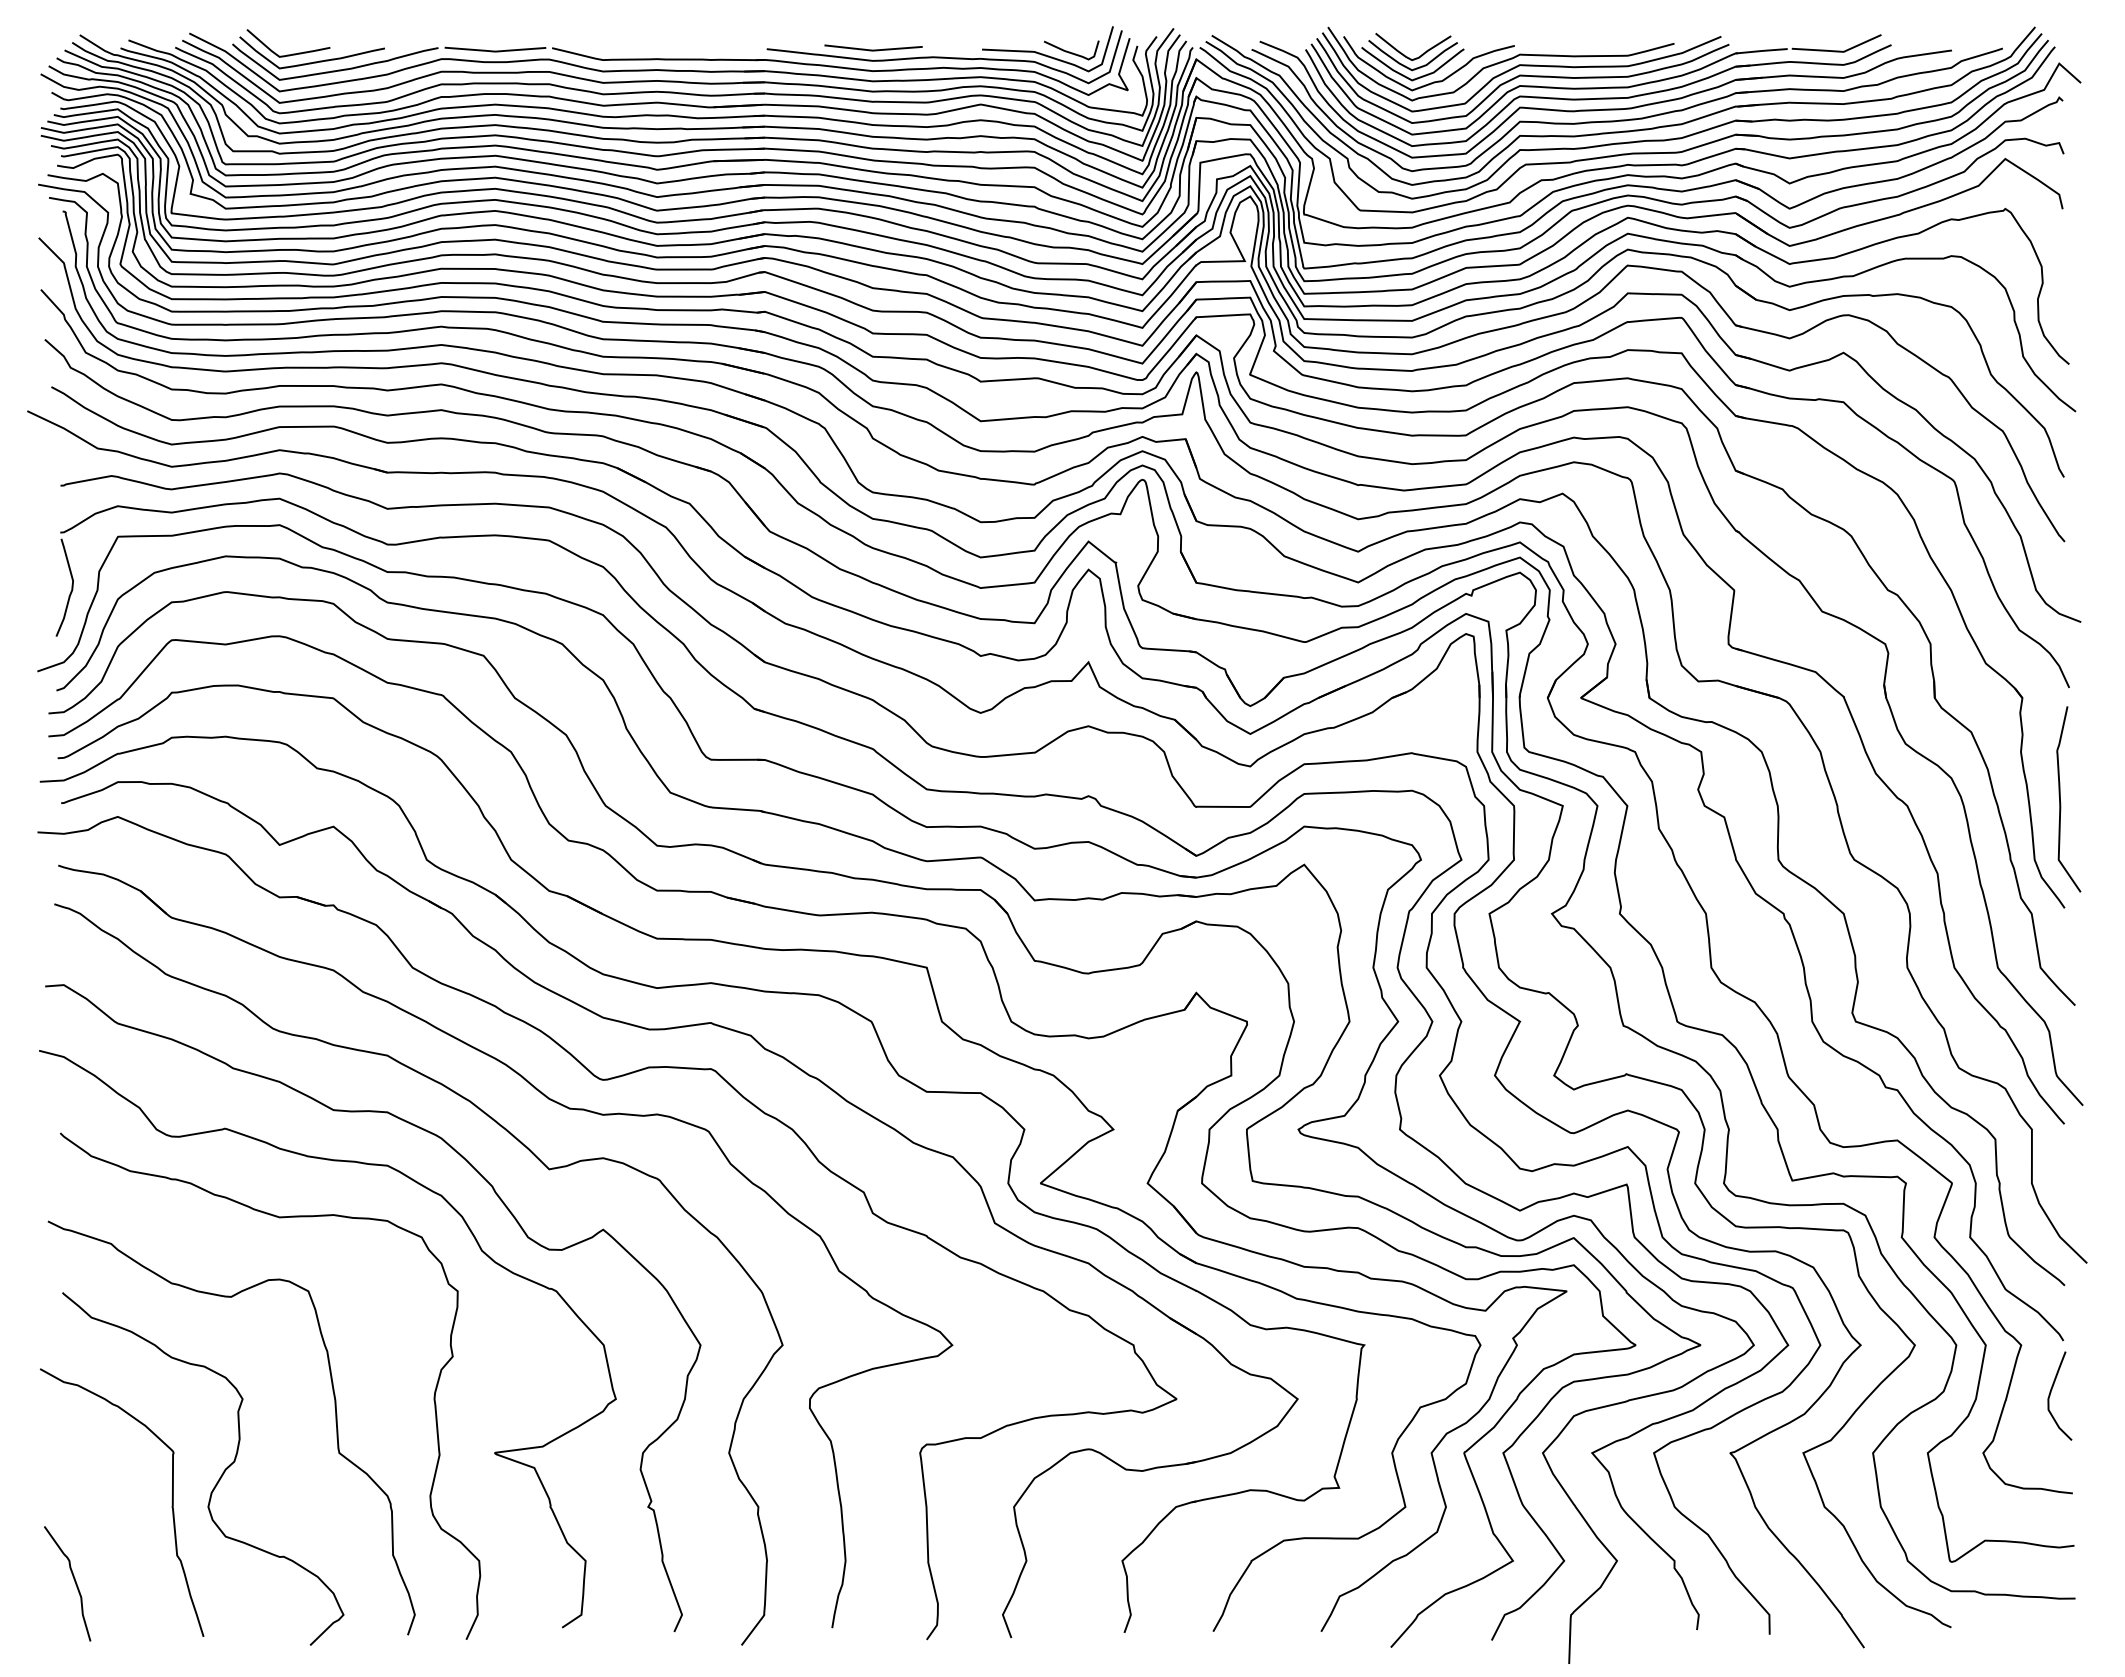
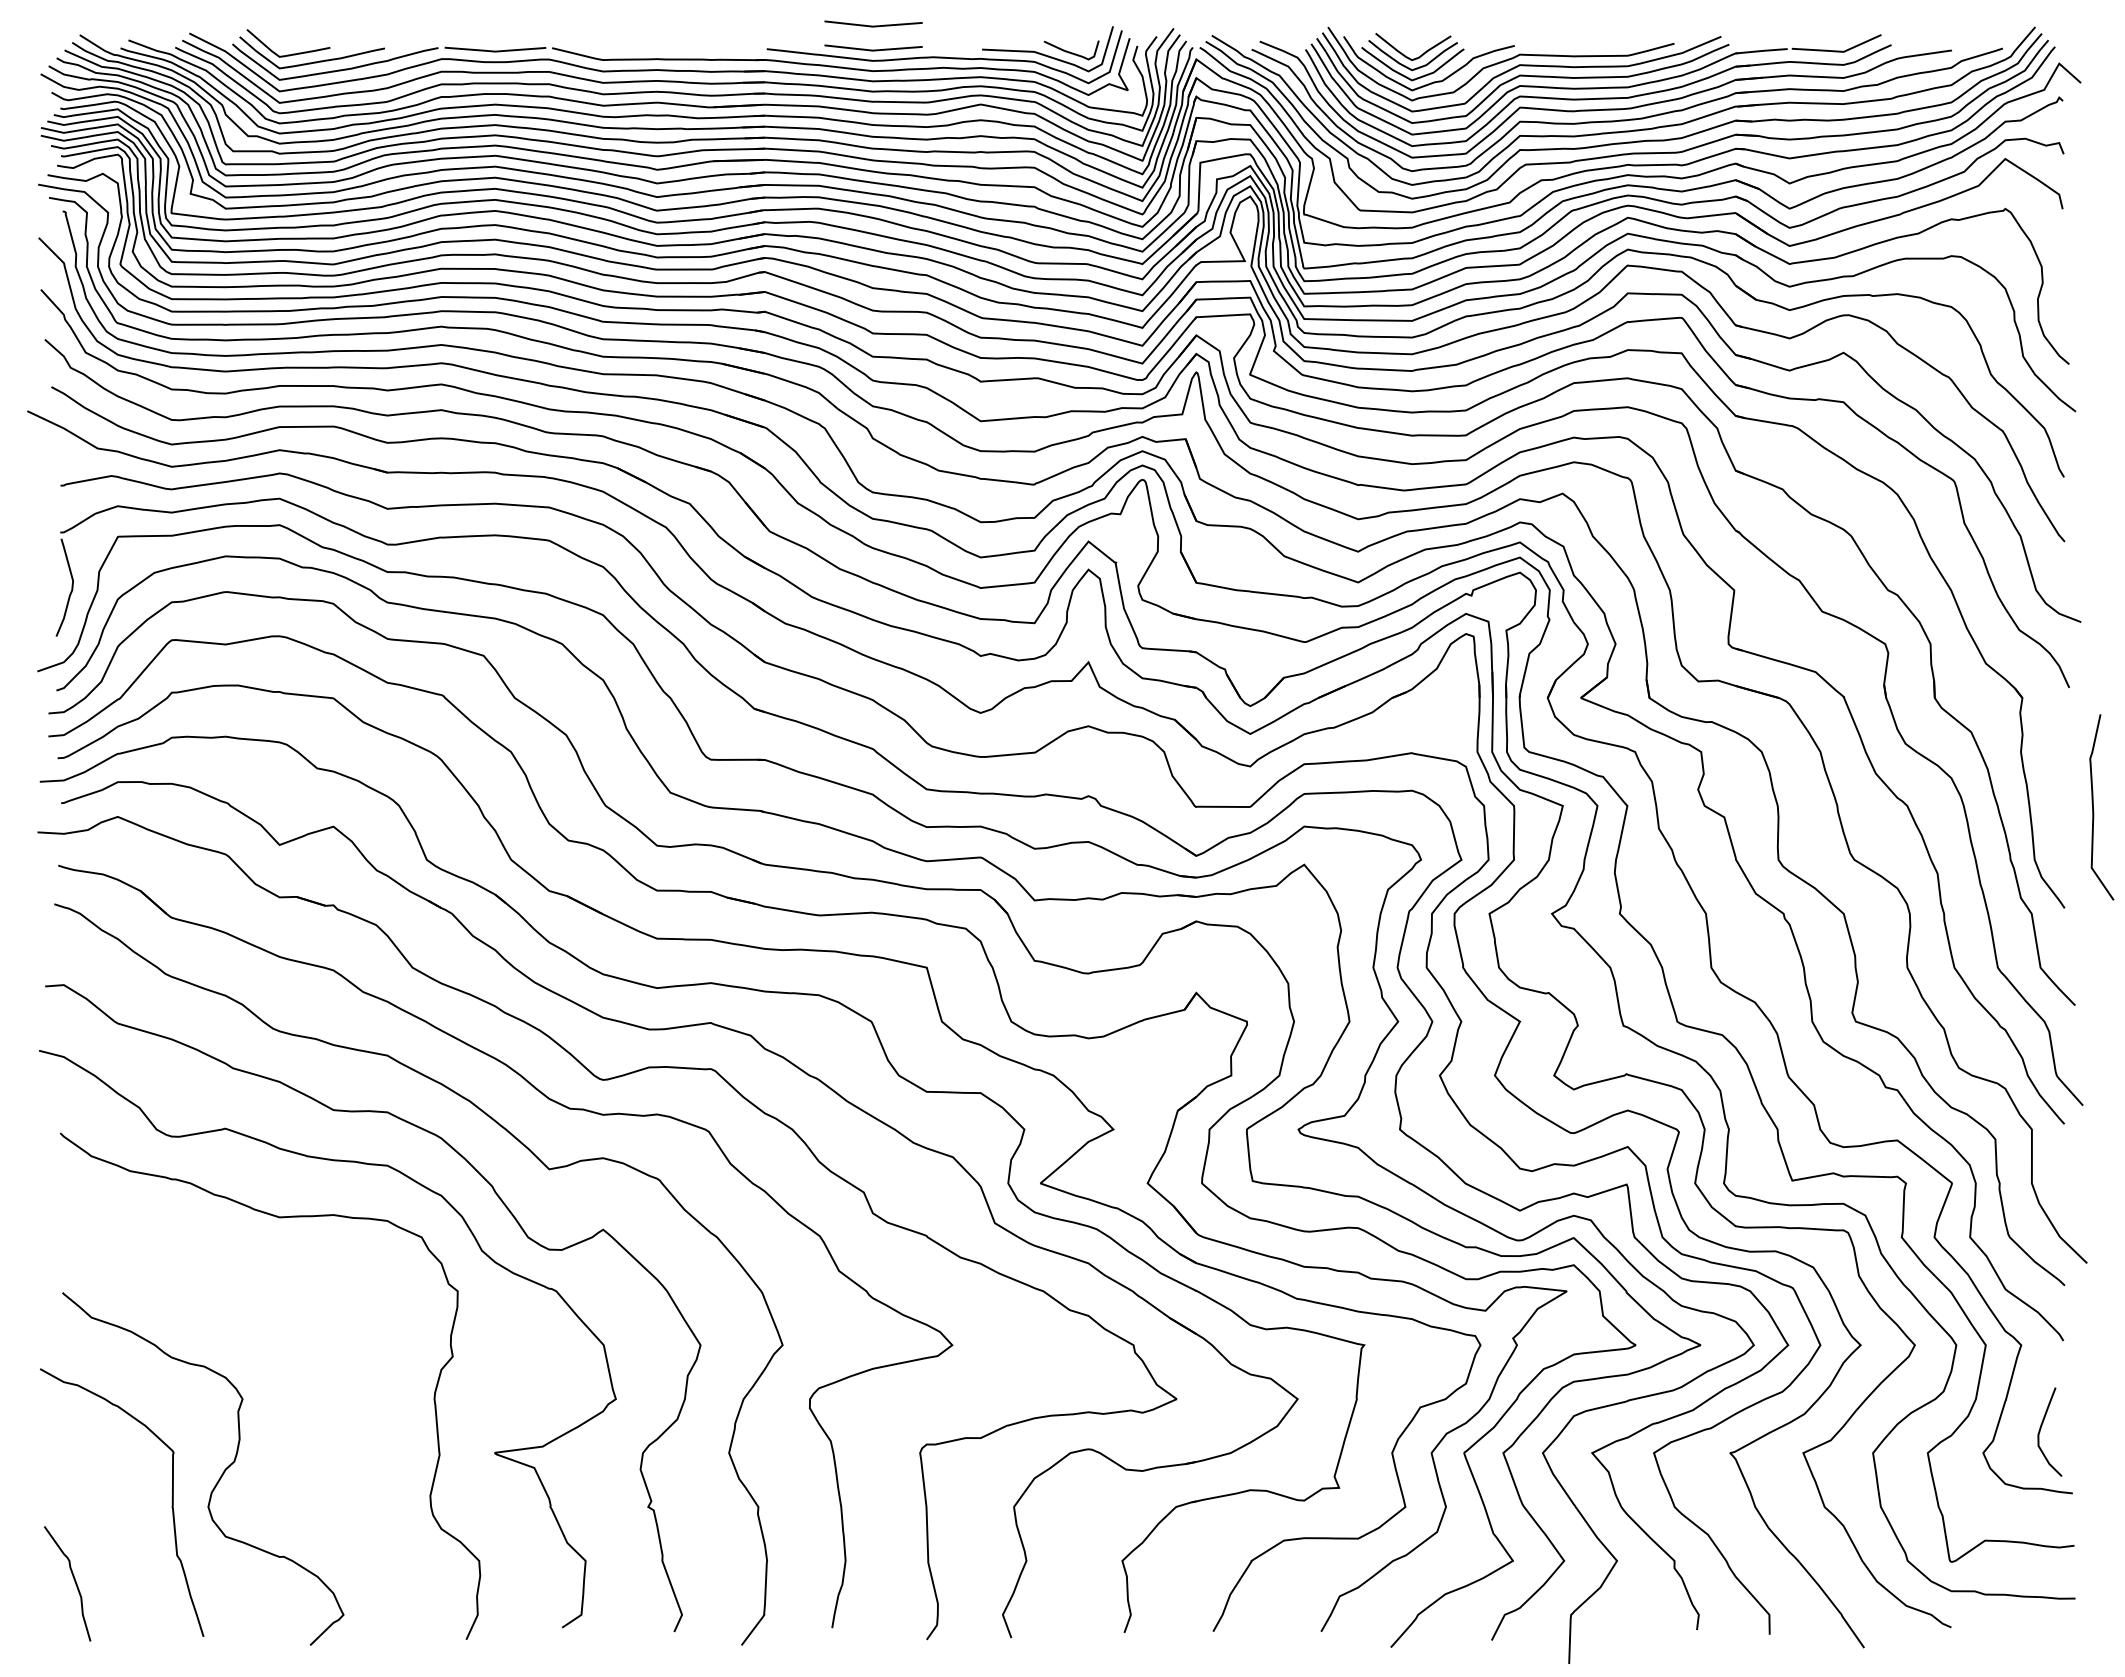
line: none -> present (873, 25)
curve position: (2060, 799) -> (2093, 807) (2093, 807)
curve position: (2051, 1392) -> (2041, 1428) (2041, 1428)
curve: present -> none (335, 1422)
